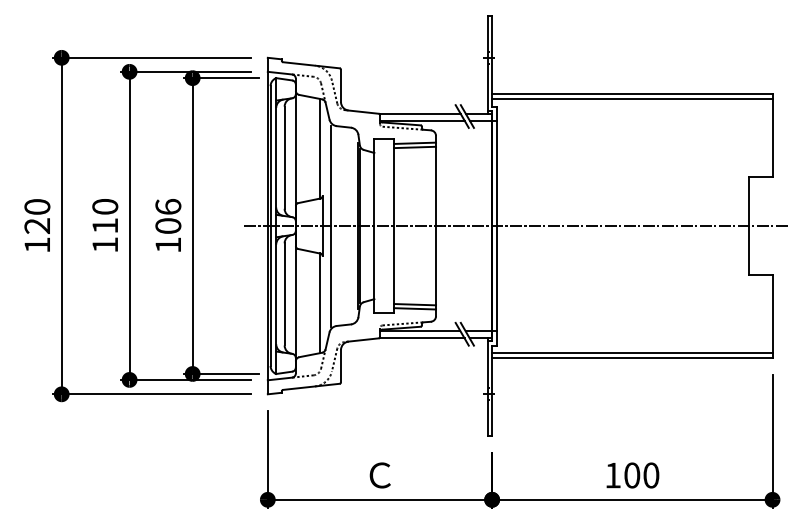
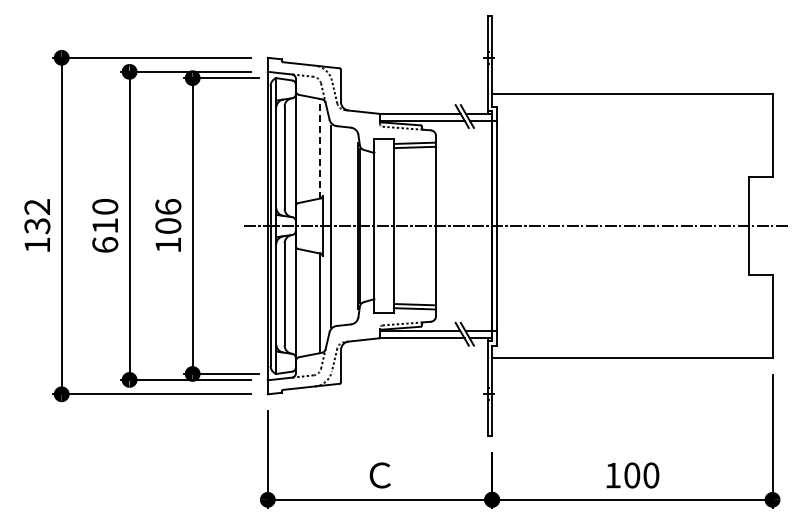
line: present -> none (632, 98)
line: solid -> dashed (319, 148)
text: 120 -> 132 (37, 216)
text: 110 -> 610 (105, 244)
line: present -> none (632, 353)
